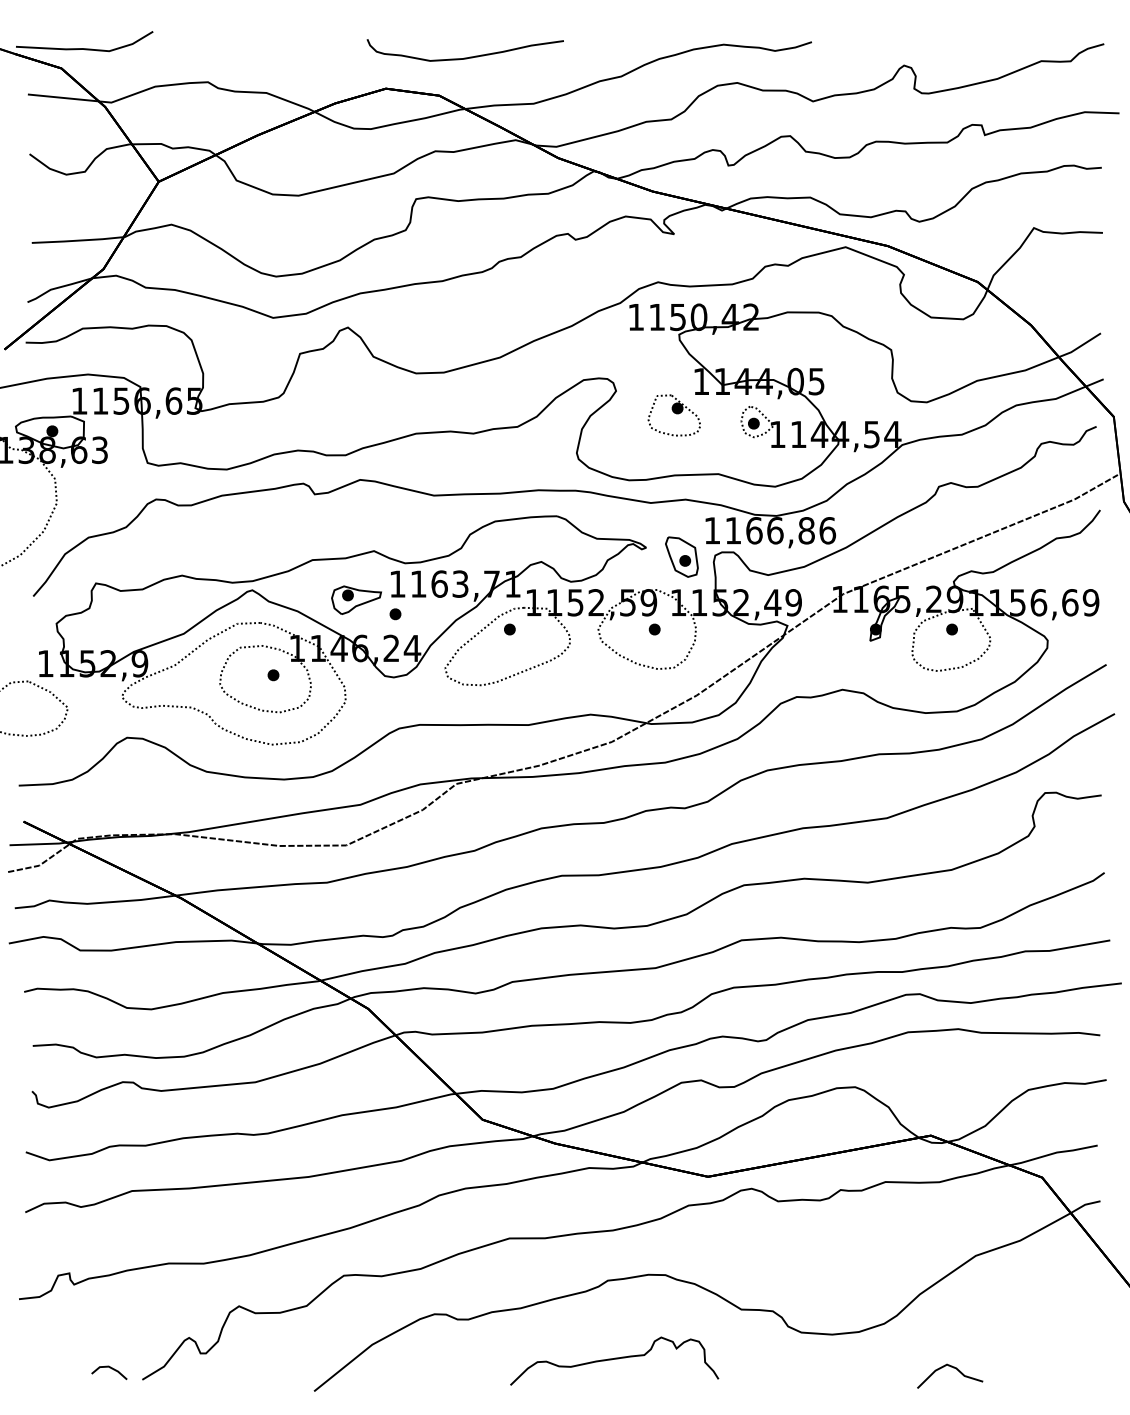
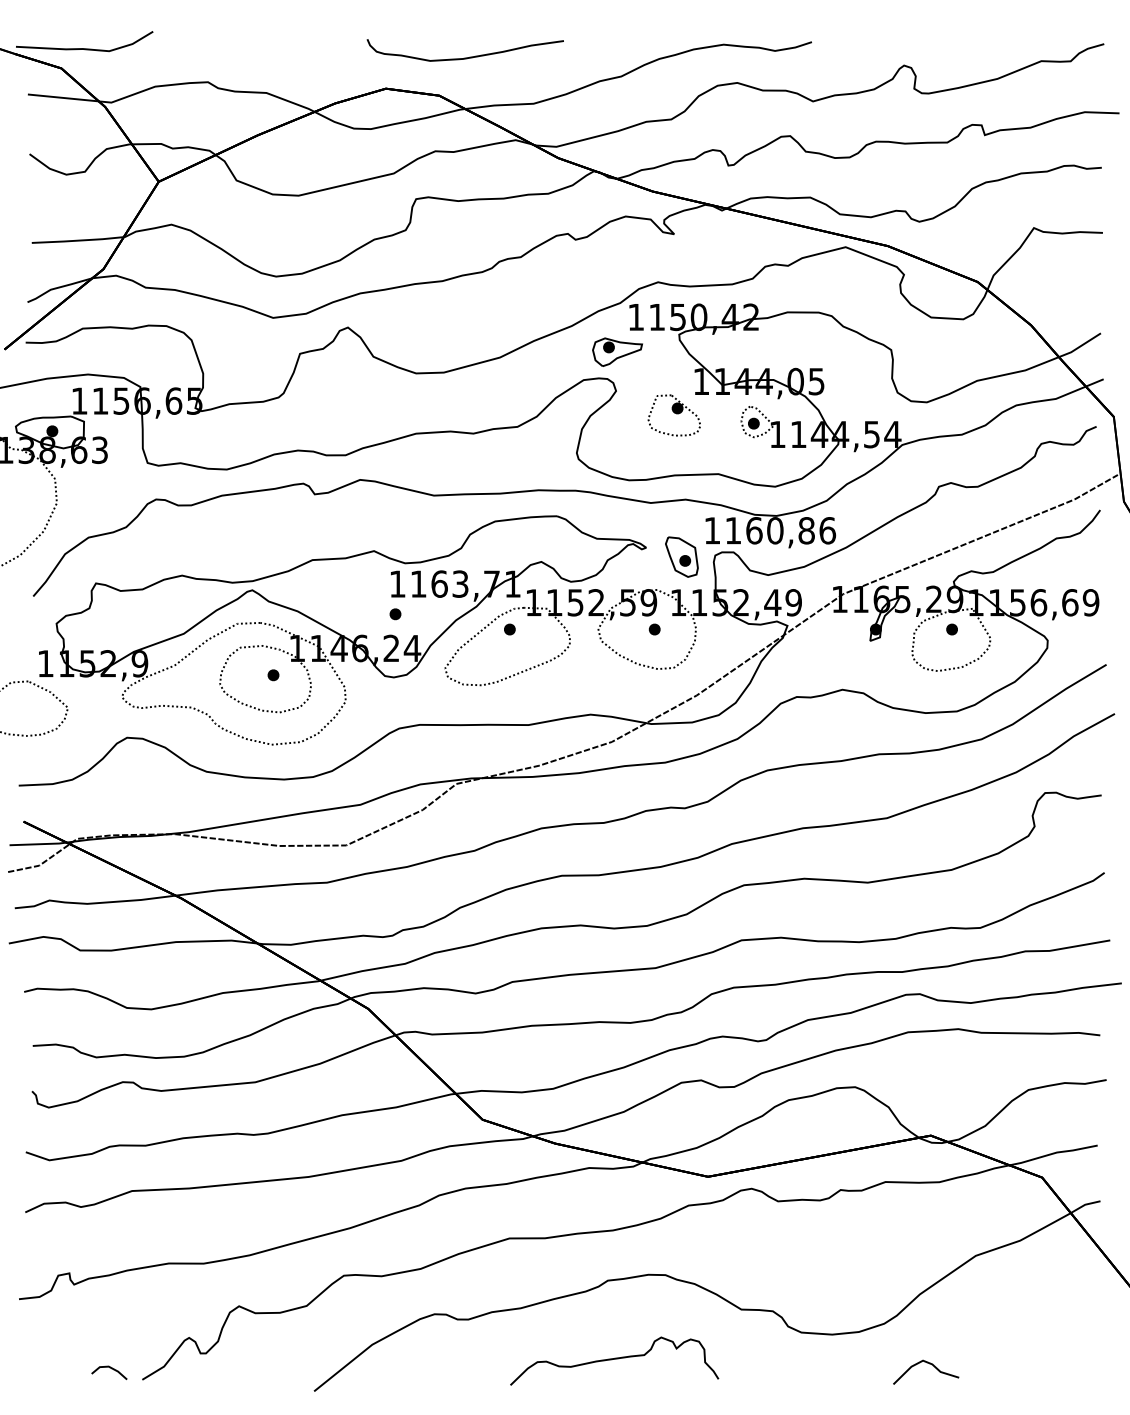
text: 1166,86 -> 1160,86 (775, 530)
part position: (356, 599) -> (617, 351) (617, 351)
curve position: (953, 1368) -> (929, 1364) (929, 1364)
